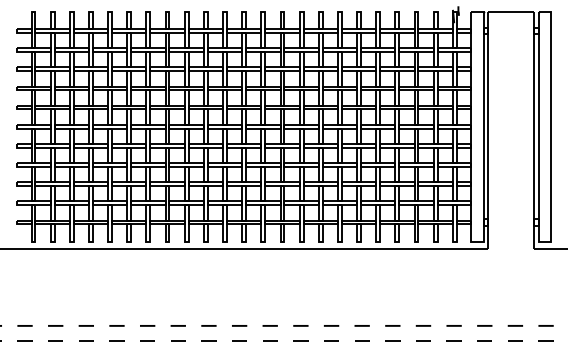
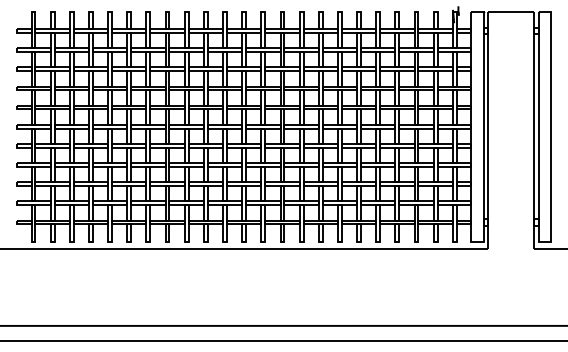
line: dashed -> solid (284, 325)
line: dashed -> solid (284, 341)
